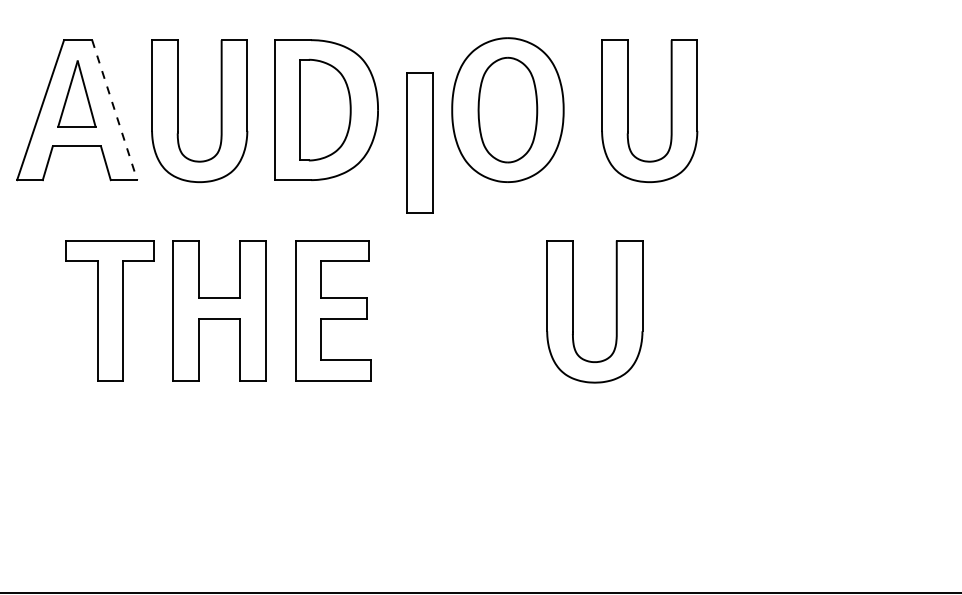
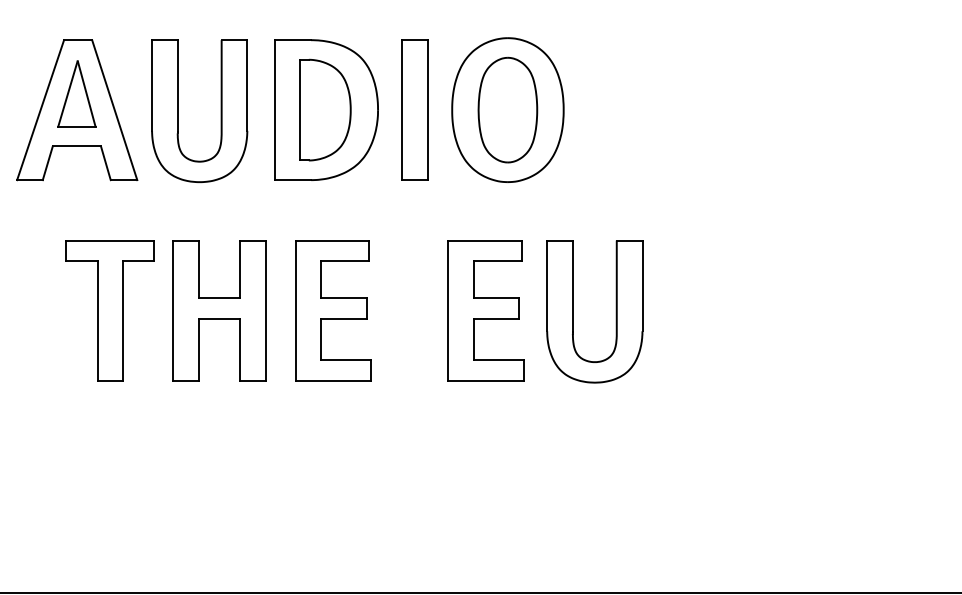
line: dashed -> solid (114, 110)
part: present -> none (628, 110)
part position: (419, 142) -> (414, 109) (414, 109)
part: none -> present (485, 310)
